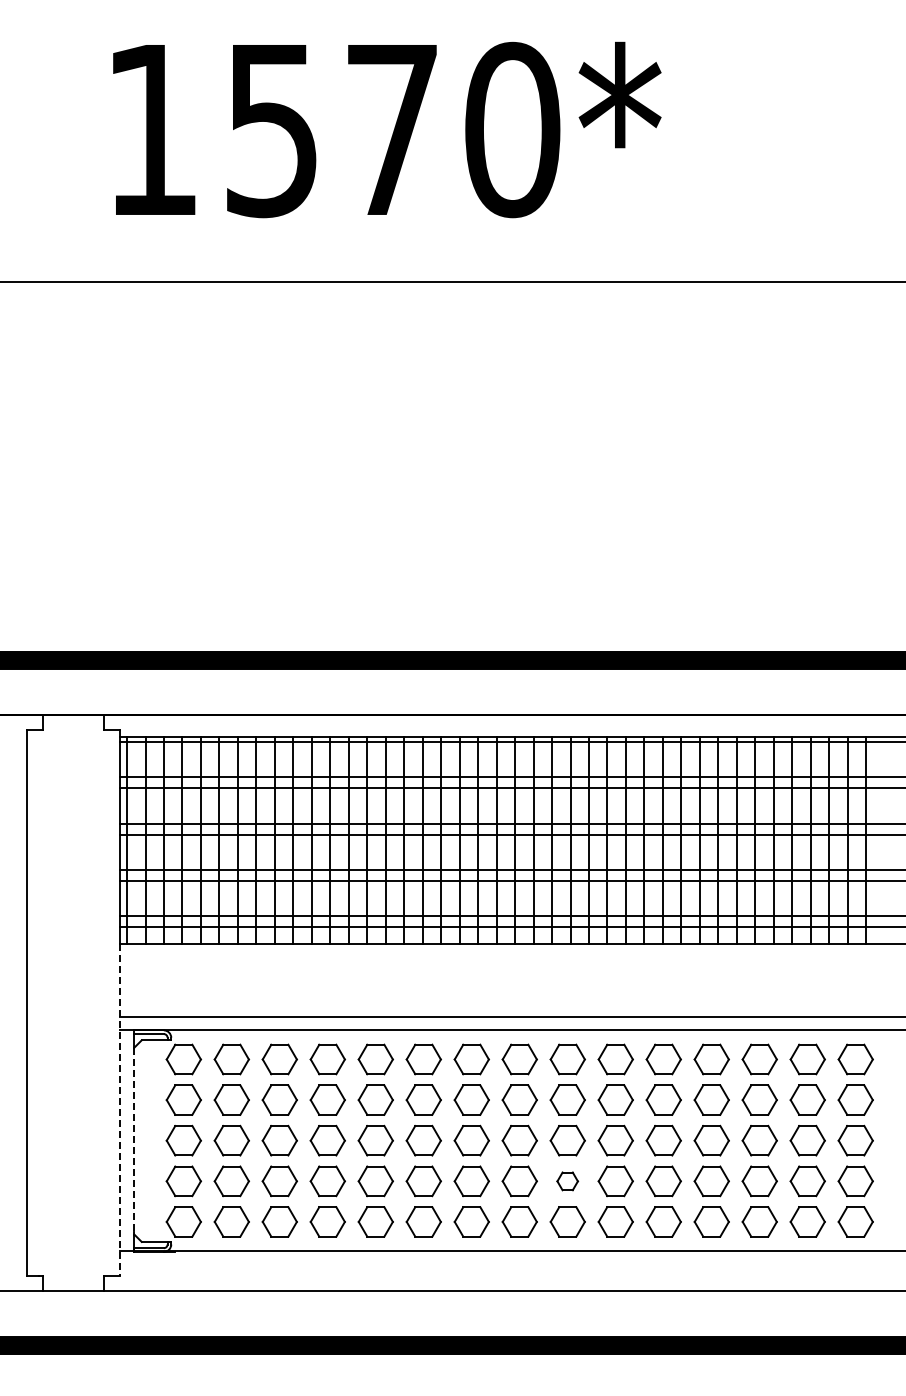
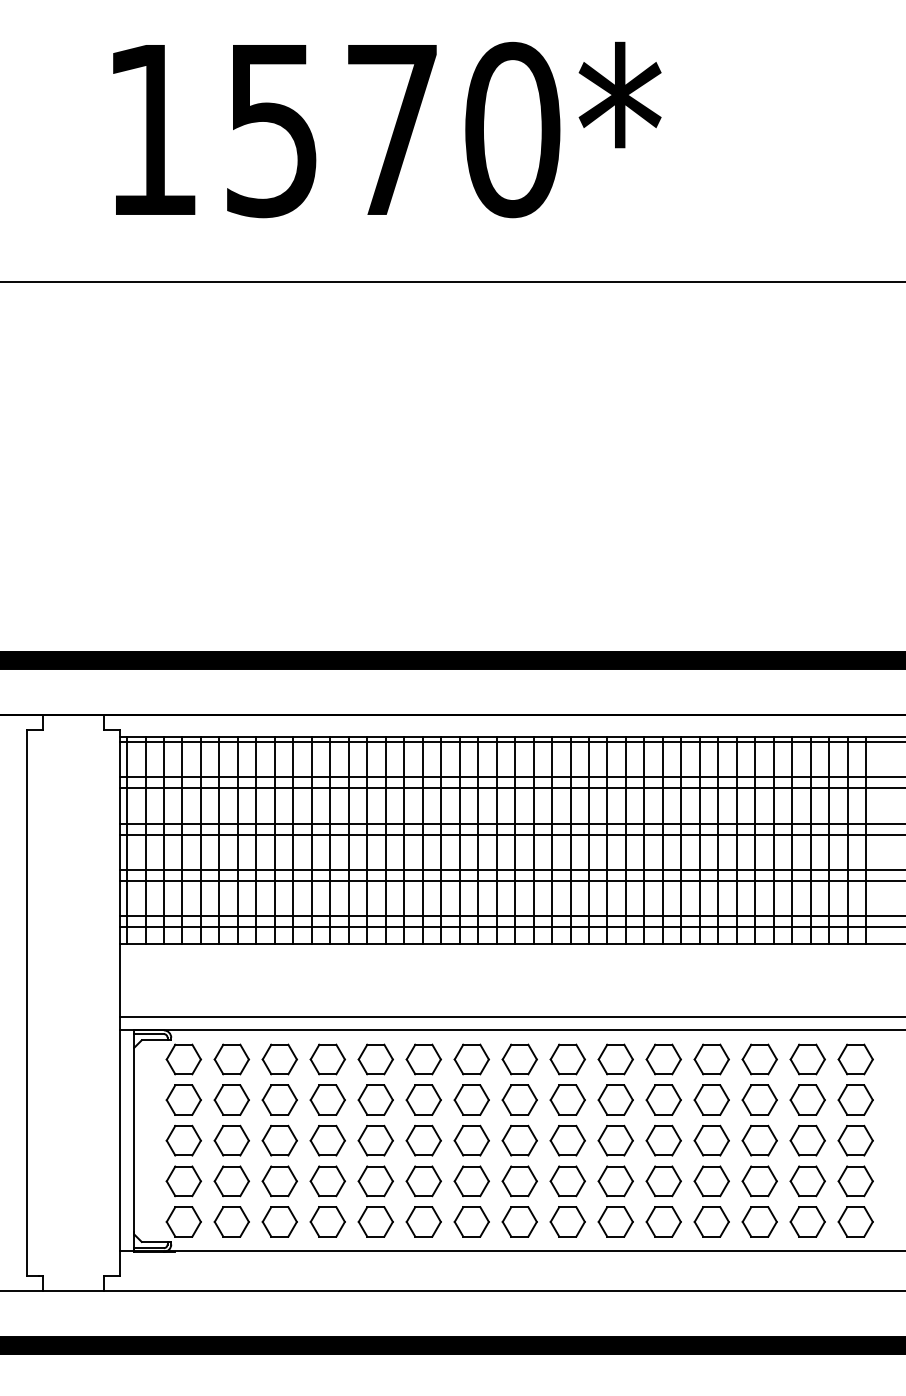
line: dashed -> solid (119, 1110)
line: dashed -> solid (134, 1141)
part size: 24x21 px -> 37x33 px (567, 1181)
